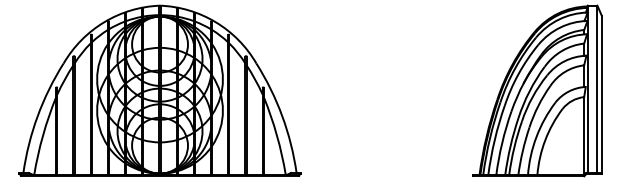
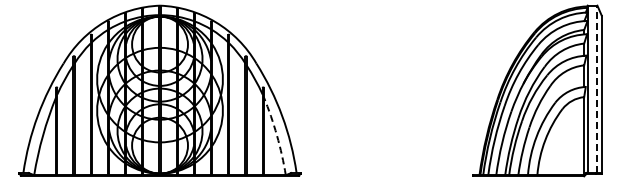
line: solid -> dashed (597, 89)
arc: solid -> dashed (276, 135)
